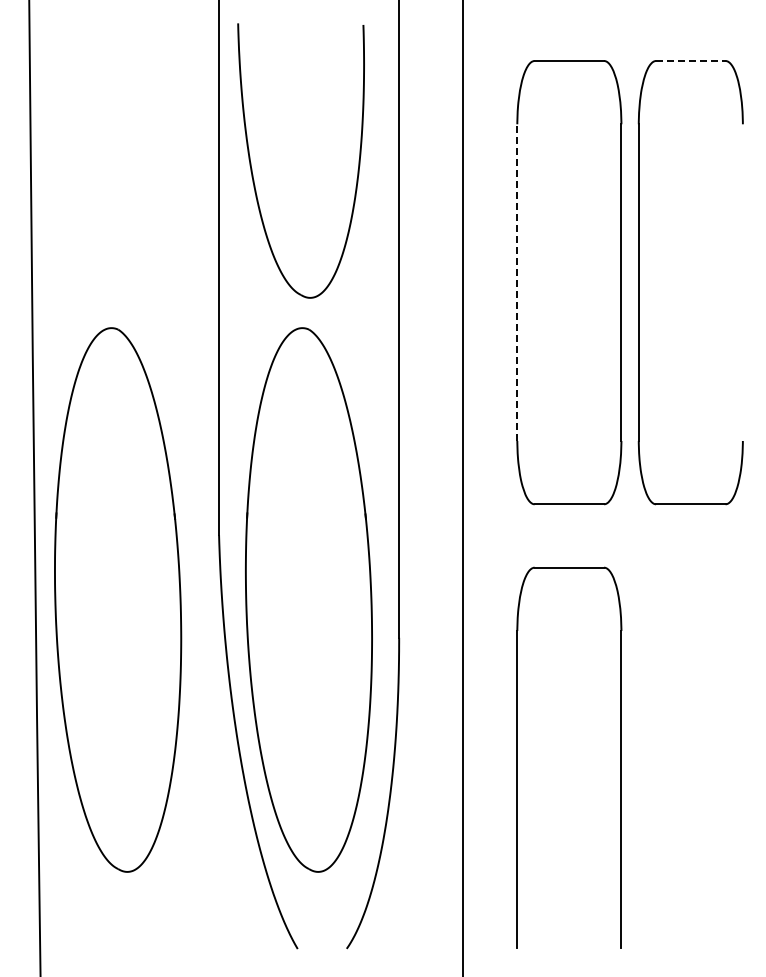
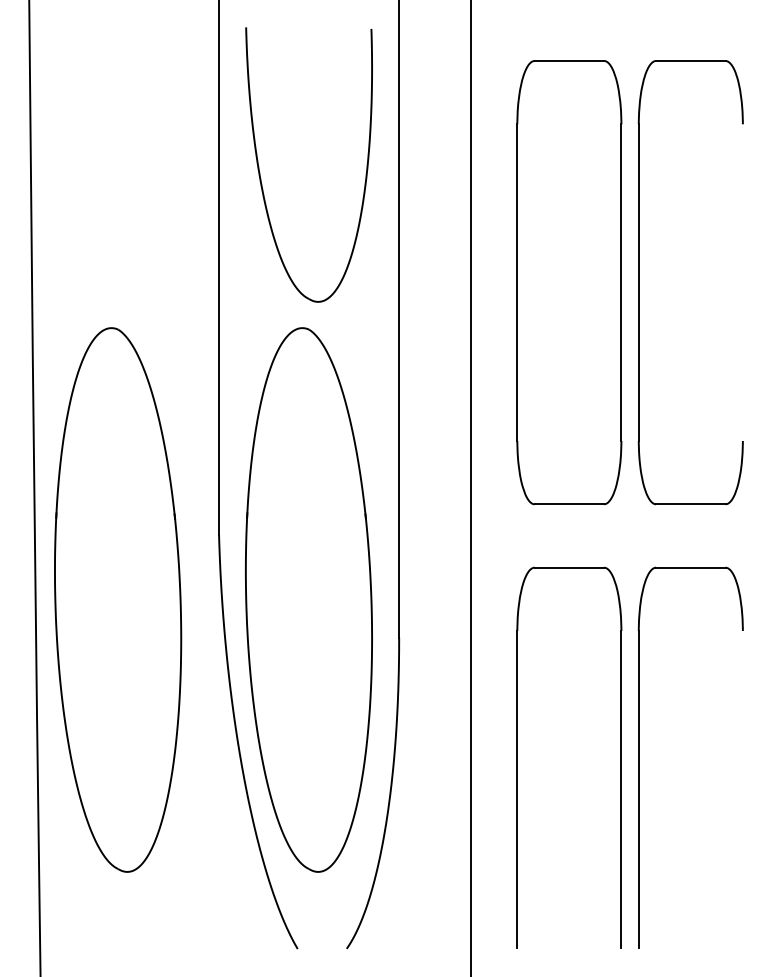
line: dashed -> solid (690, 60)
part position: (252, 168) -> (260, 172) (260, 172)
line: dashed -> solid (517, 282)
line position: (463, 487) -> (471, 487) (471, 487)
part: none -> present (639, 757)
